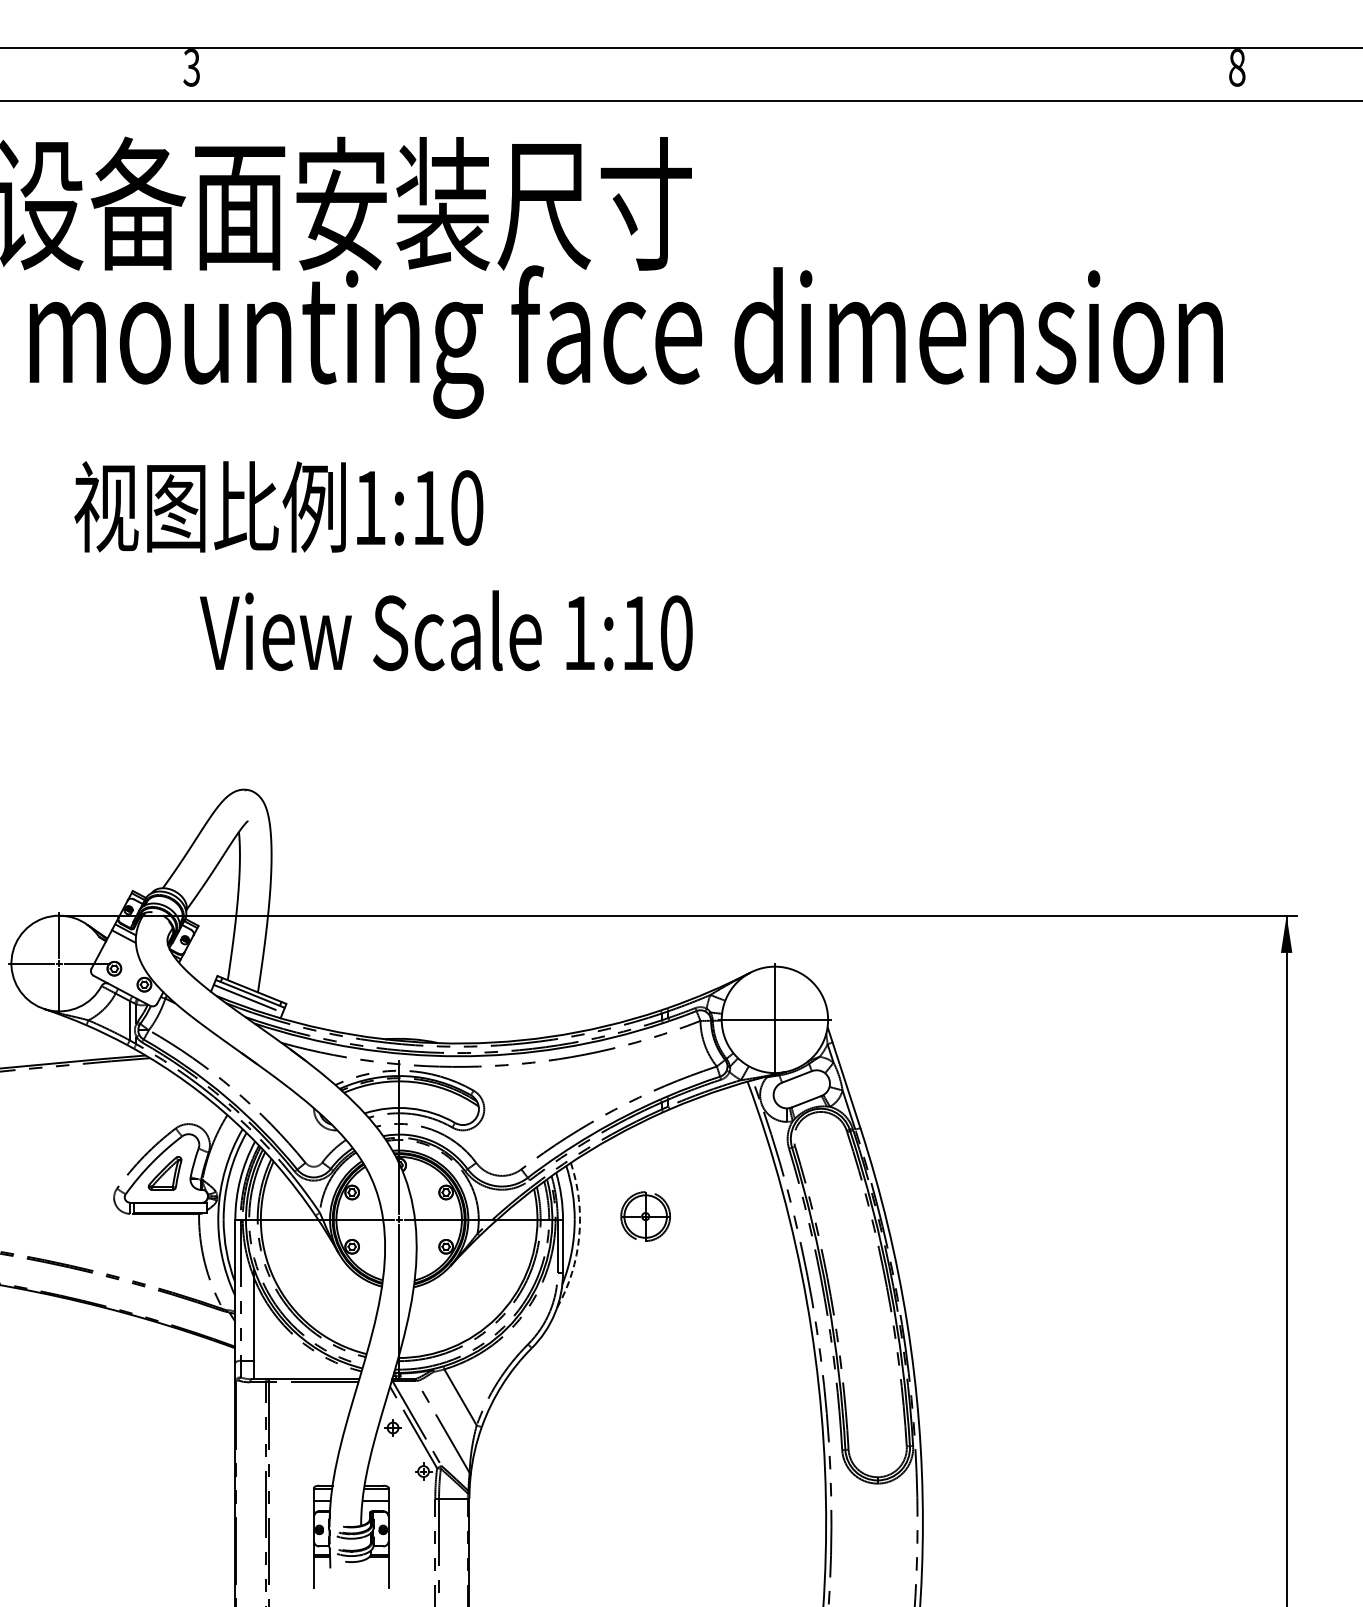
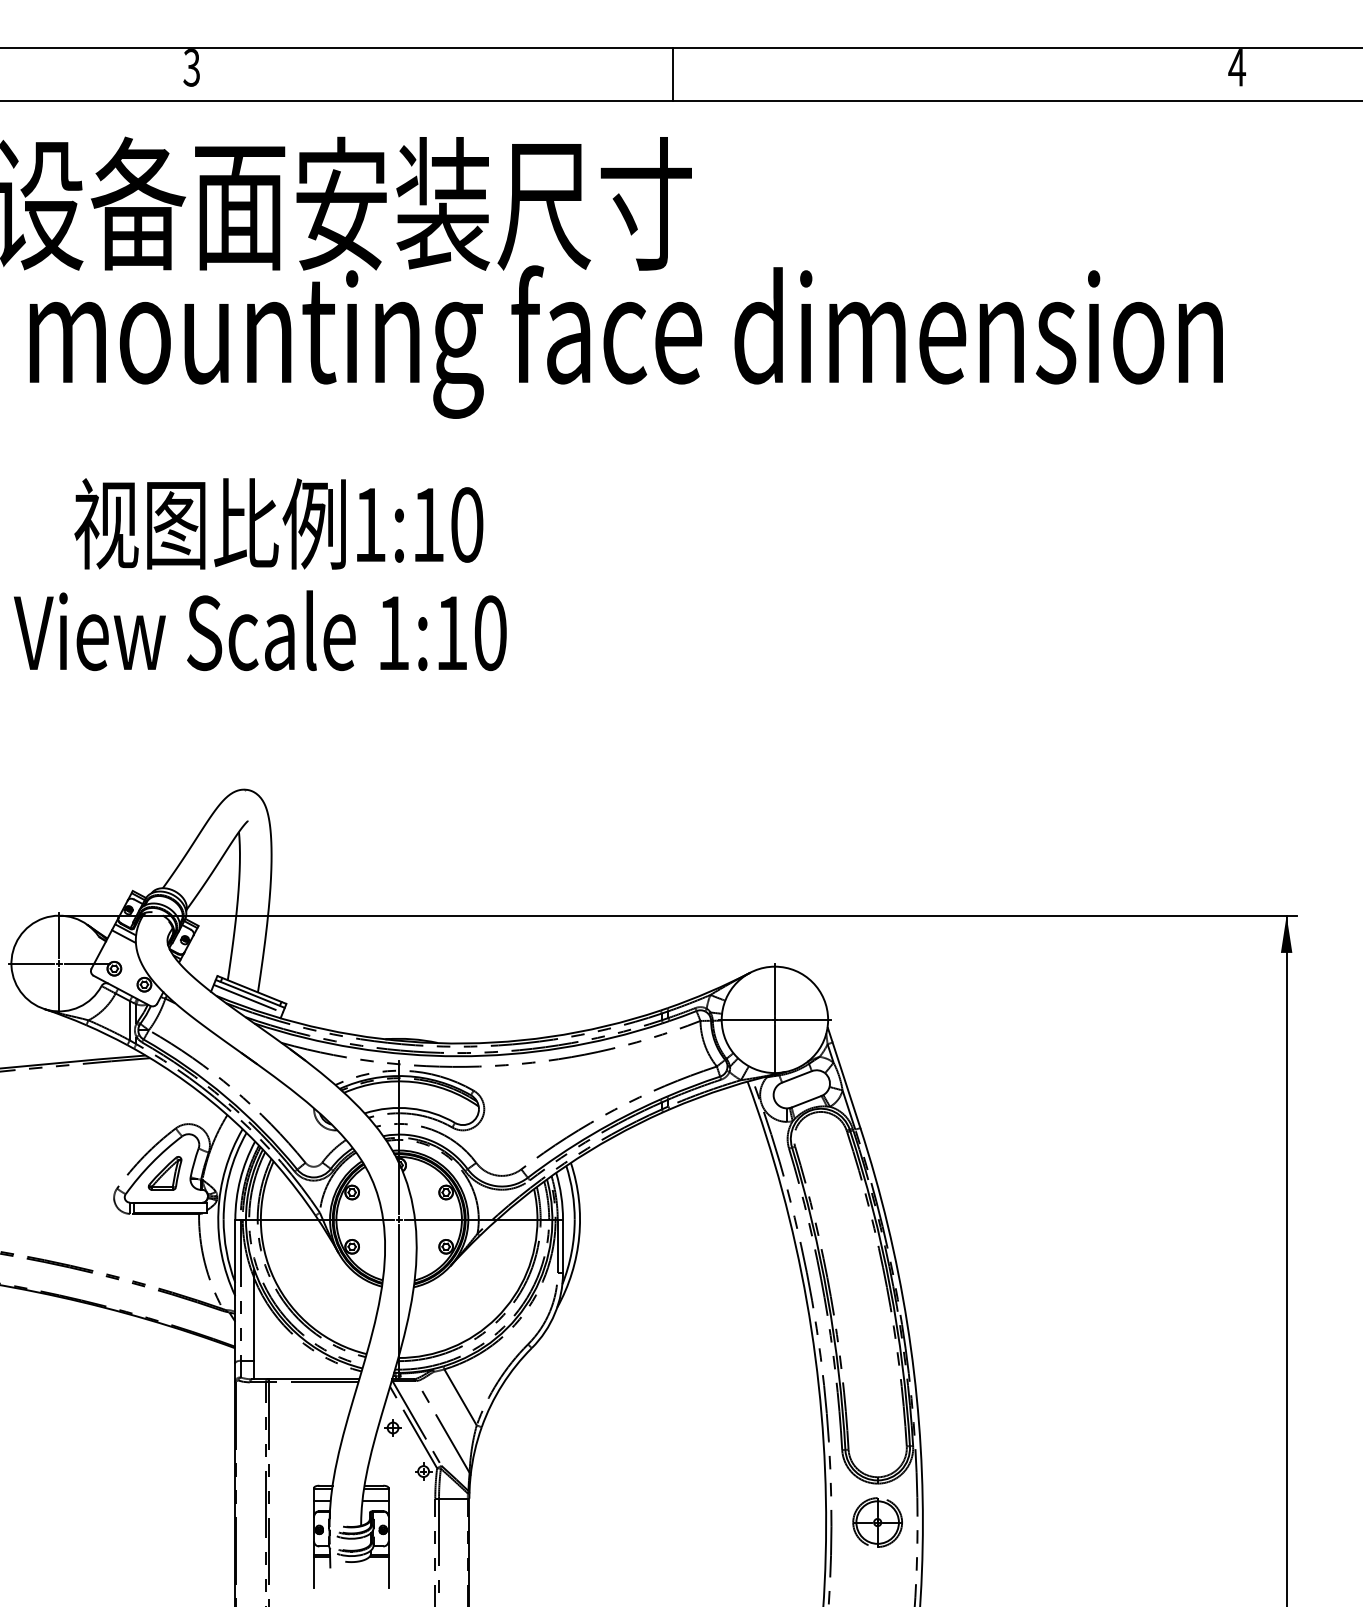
text: 8 -> 4 (1237, 67)
line: none -> present (672, 74)
text position: (278, 506) -> (278, 523) (278, 523)
text position: (446, 630) -> (260, 630) (260, 630)
part position: (645, 1216) -> (877, 1522) (877, 1522)
arc: dashed -> solid (579, 1236)
